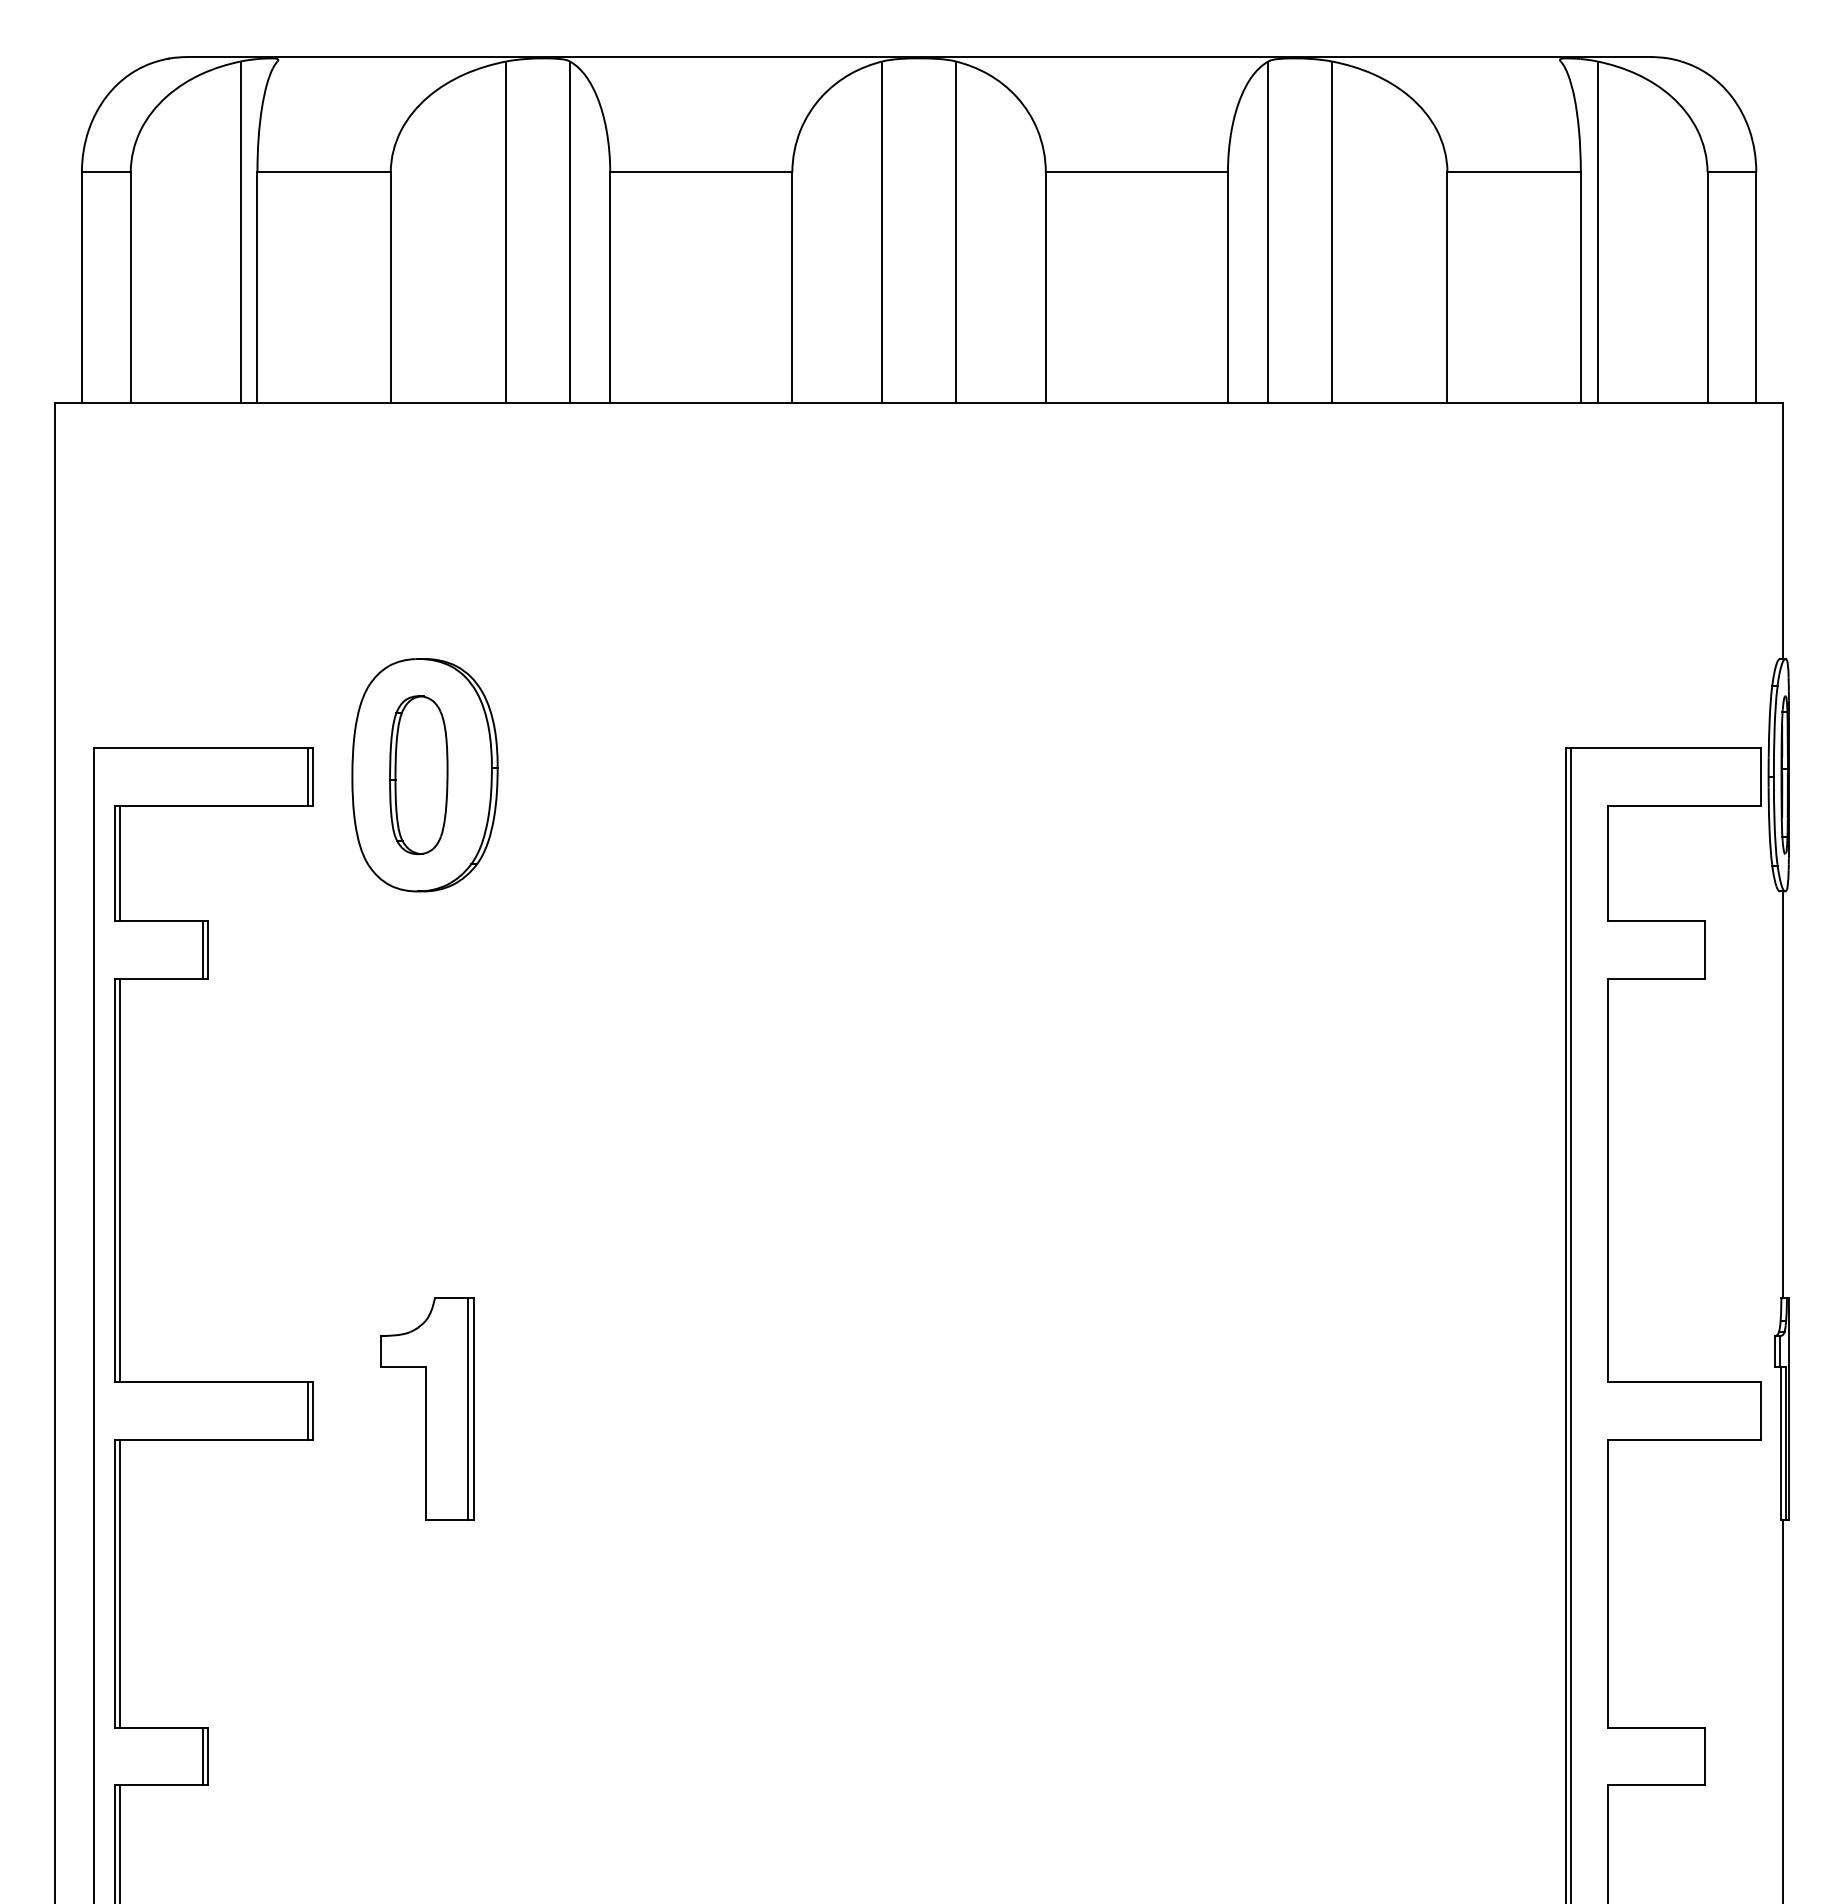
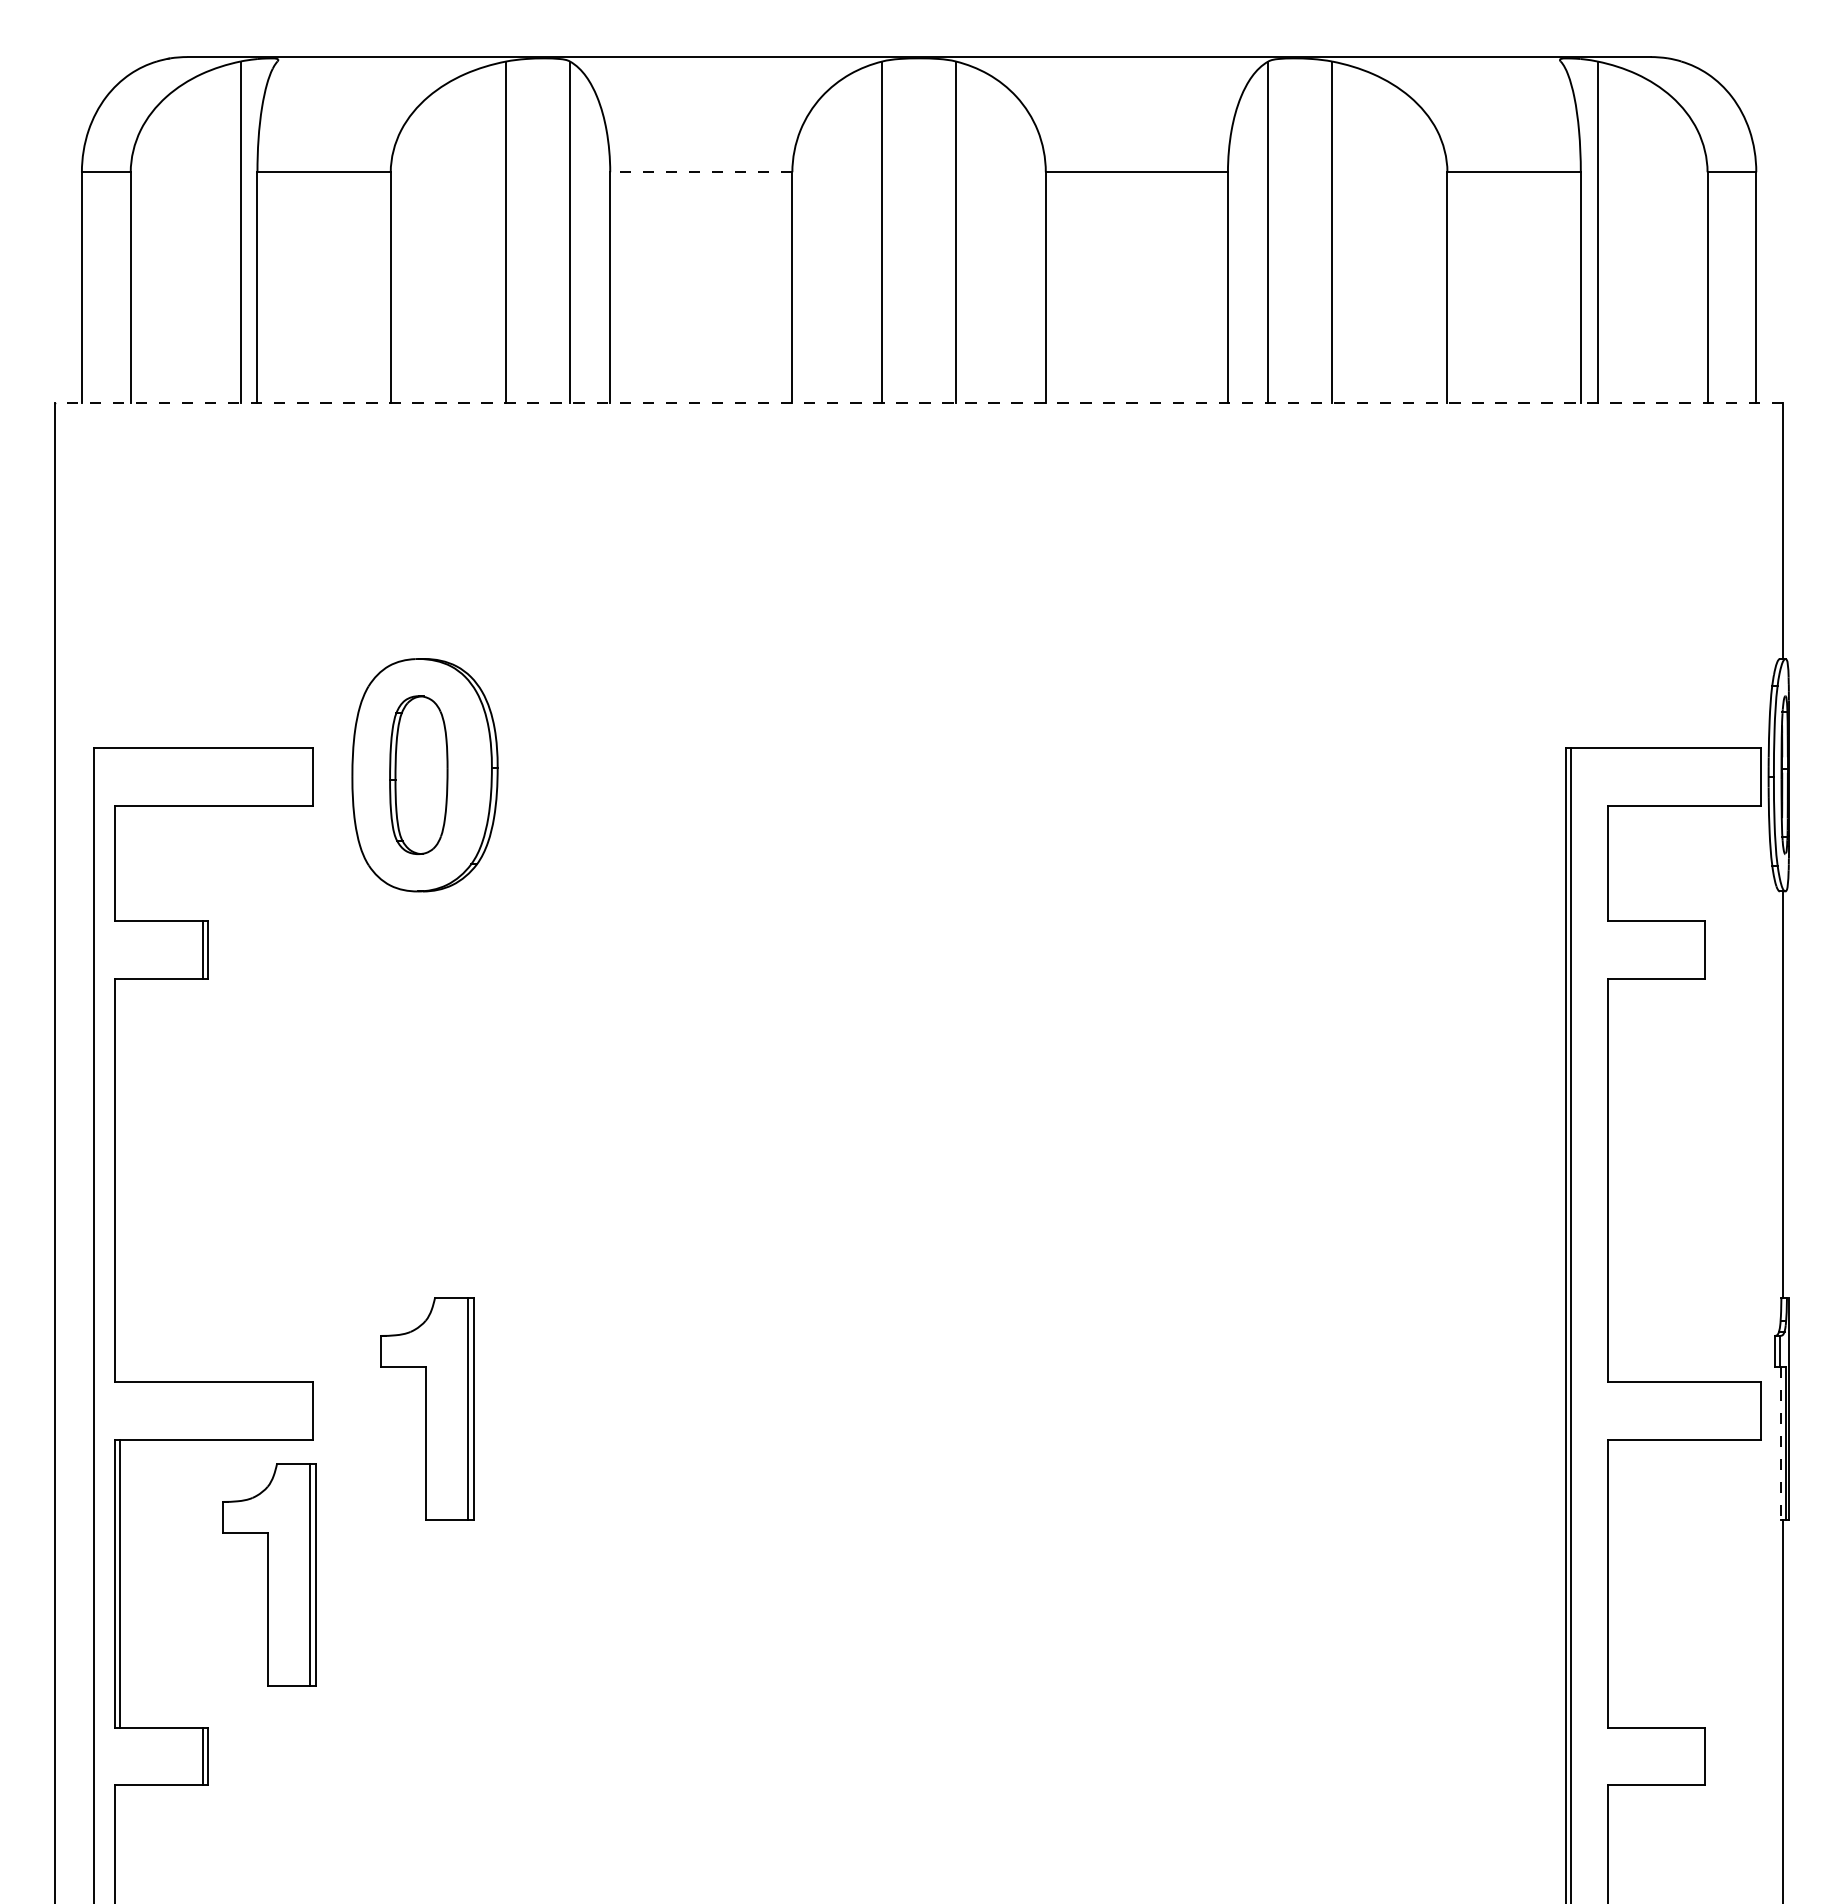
line: solid -> dashed (700, 172)
line: solid -> dashed (918, 402)
line: present -> none (307, 776)
line: present -> none (119, 863)
line: present -> none (119, 1179)
line: present -> none (307, 1410)
line: solid -> dashed (1780, 1443)
part: none -> present (269, 1574)
line: present -> none (119, 1842)
